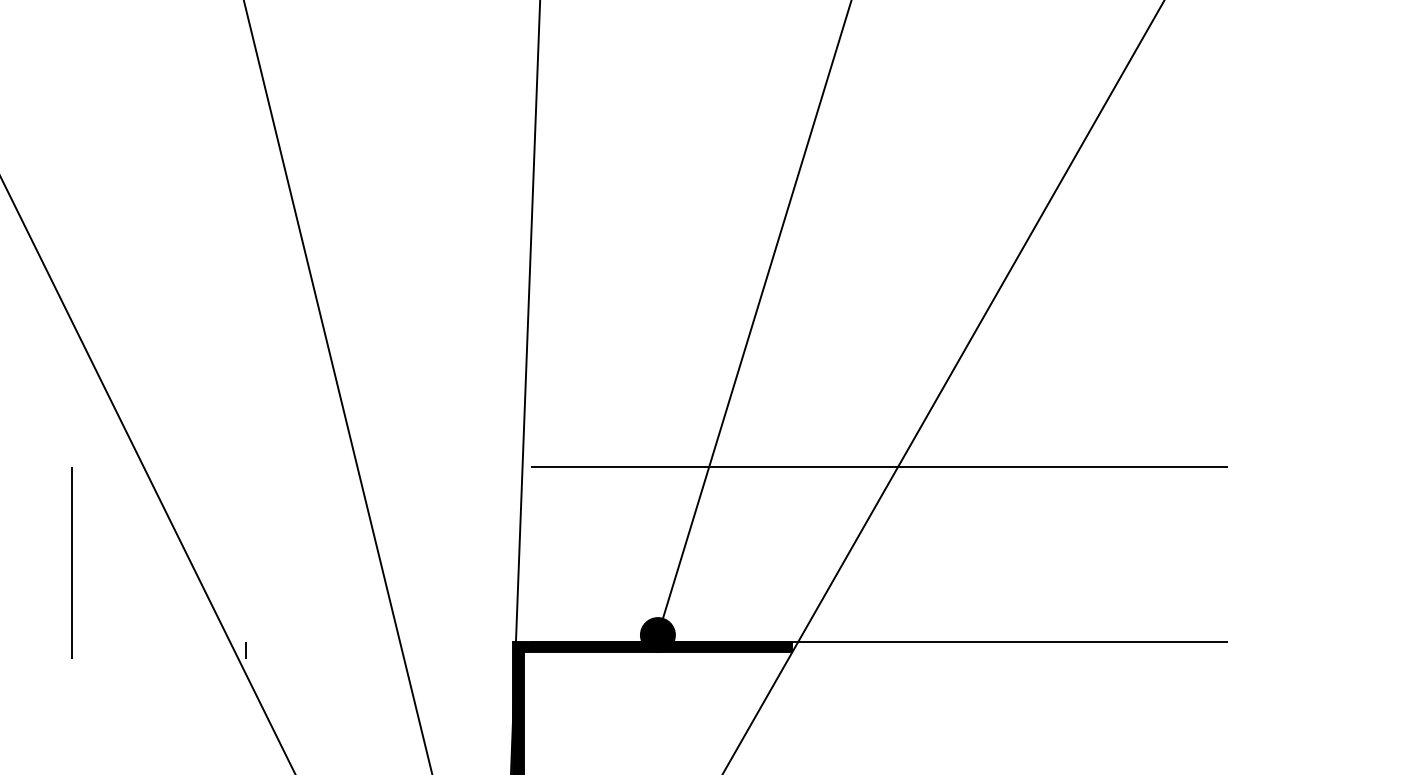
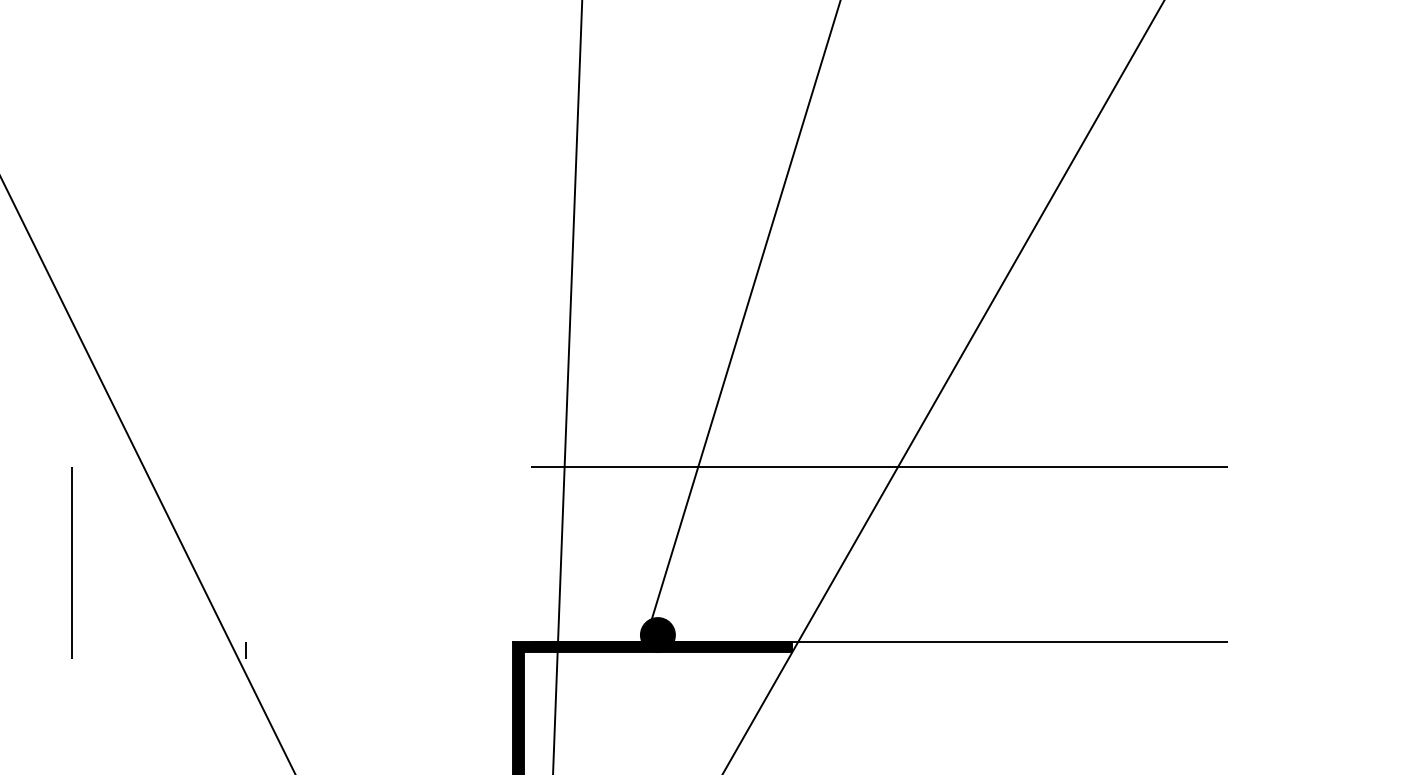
line position: (753, 318) -> (743, 317) (743, 317)
line: present -> none (337, 386)
line position: (525, 386) -> (567, 386) (567, 386)
